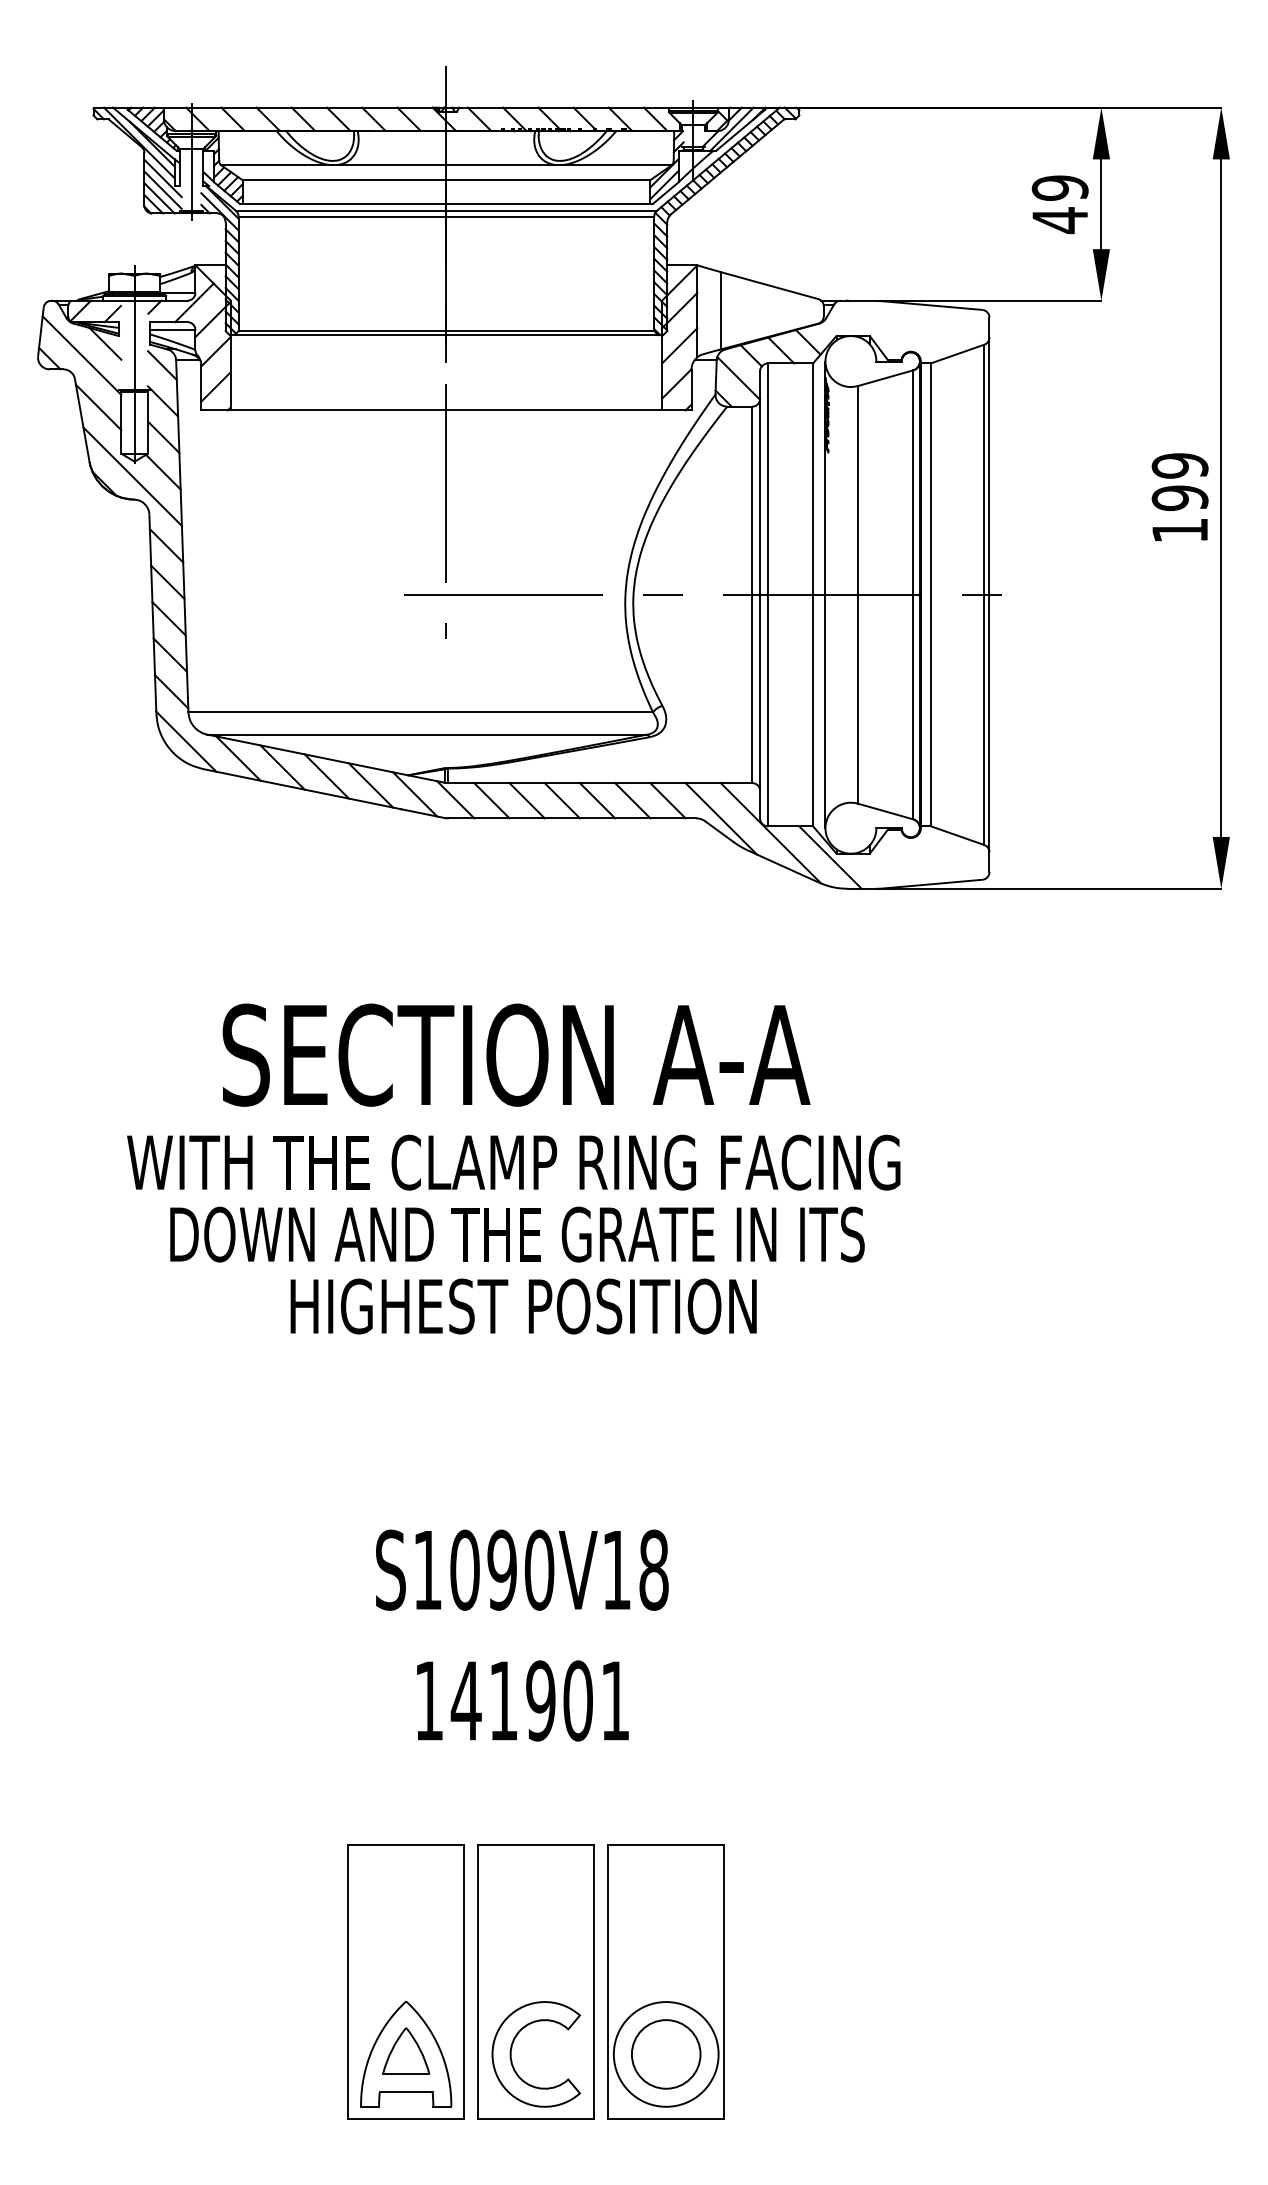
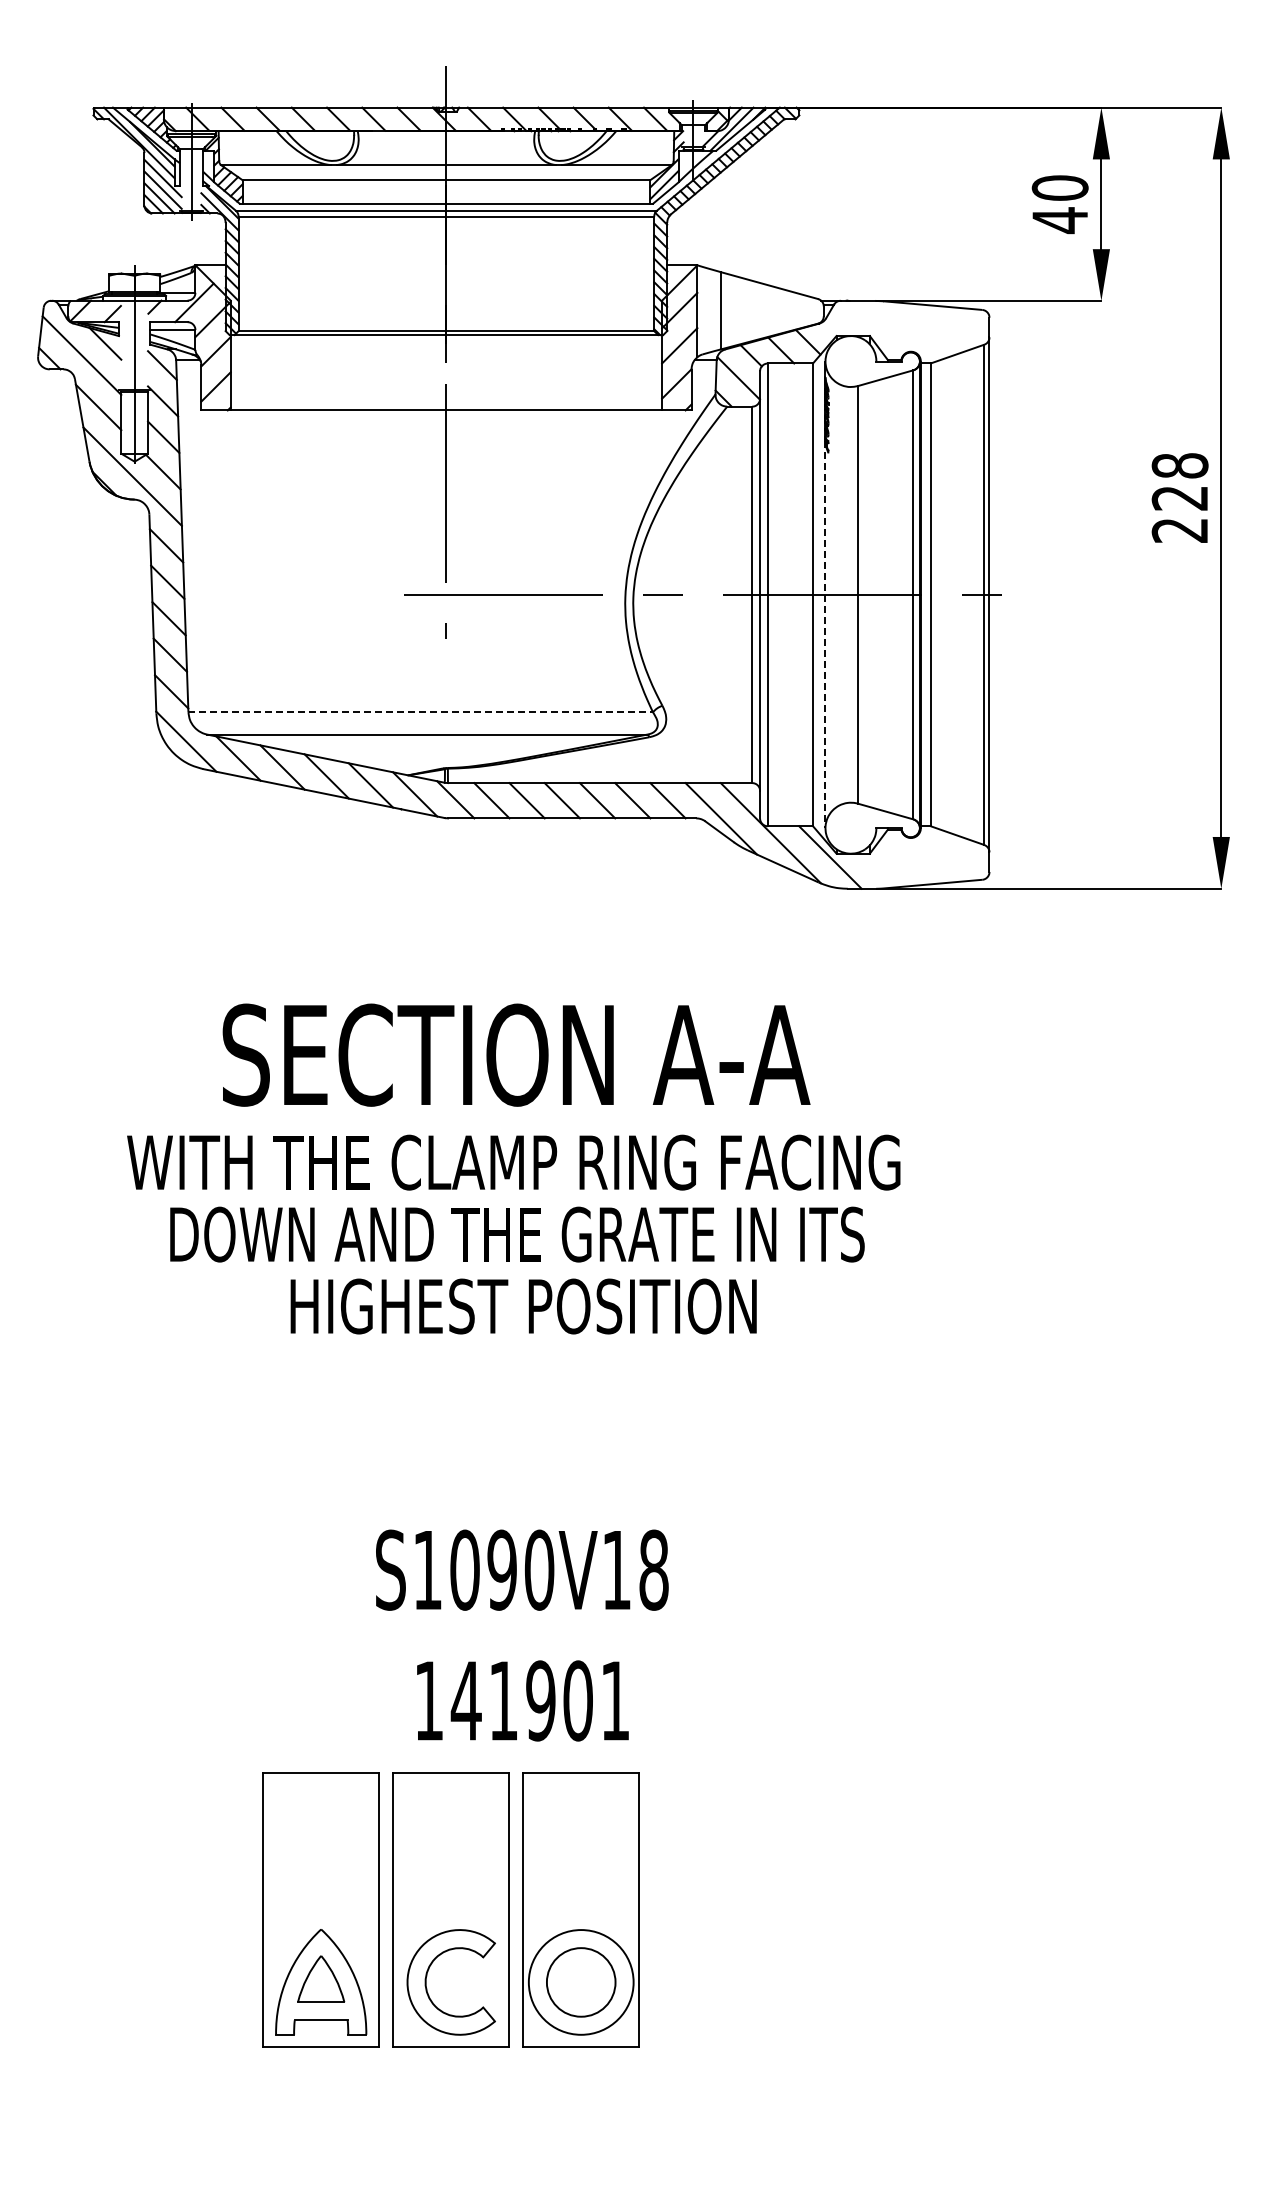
text: 49 -> 40 (1060, 187)
text: 199 -> 228 (1179, 497)
line: solid -> dashed (825, 635)
line: solid -> dashed (421, 712)
part position: (535, 1981) -> (450, 1909) (450, 1909)
